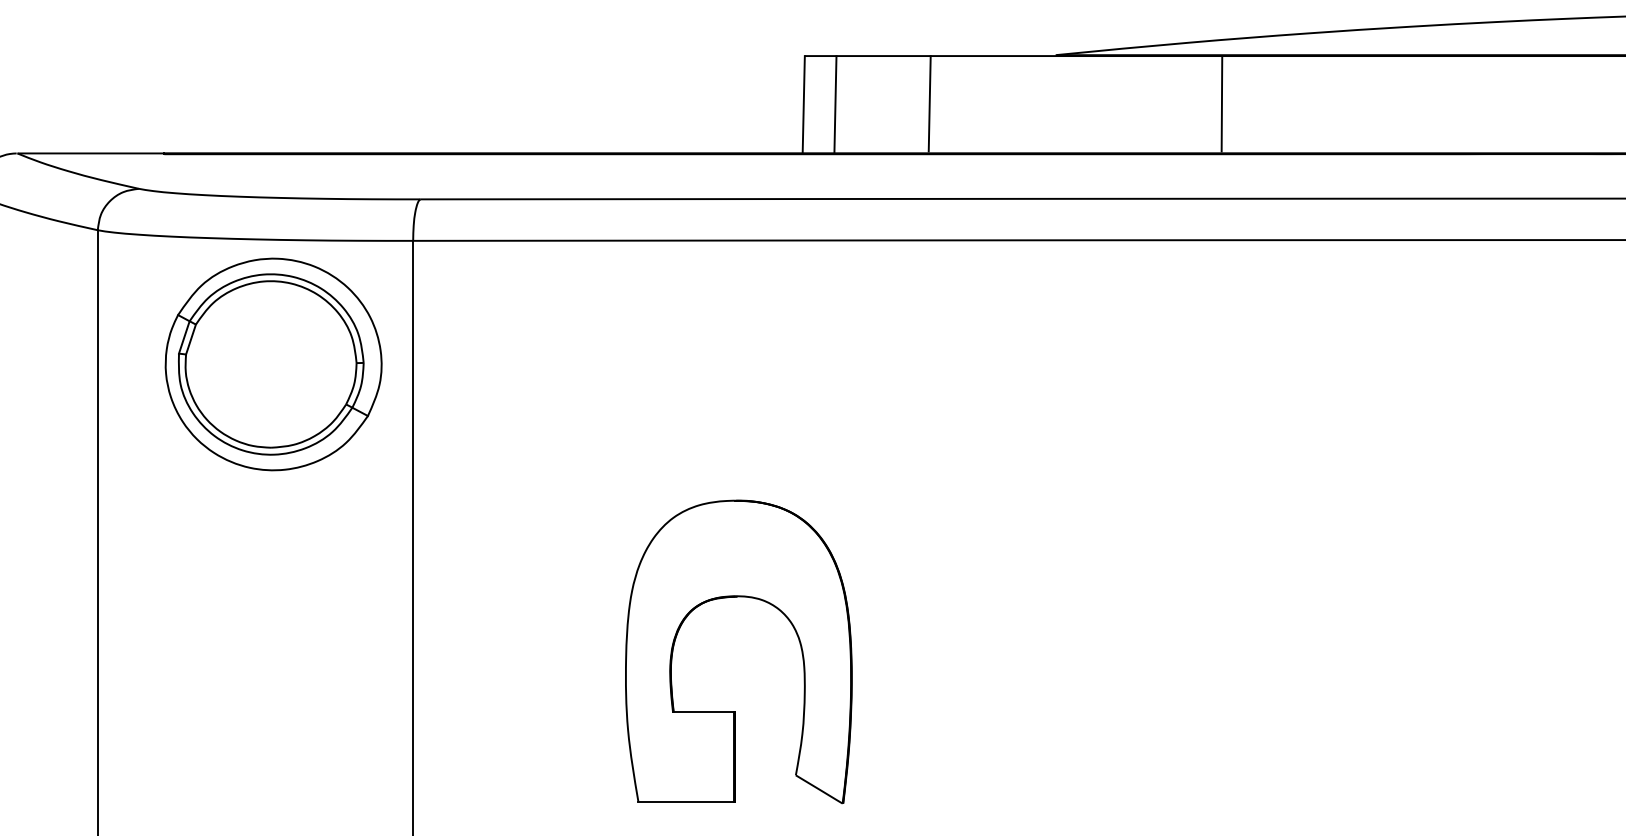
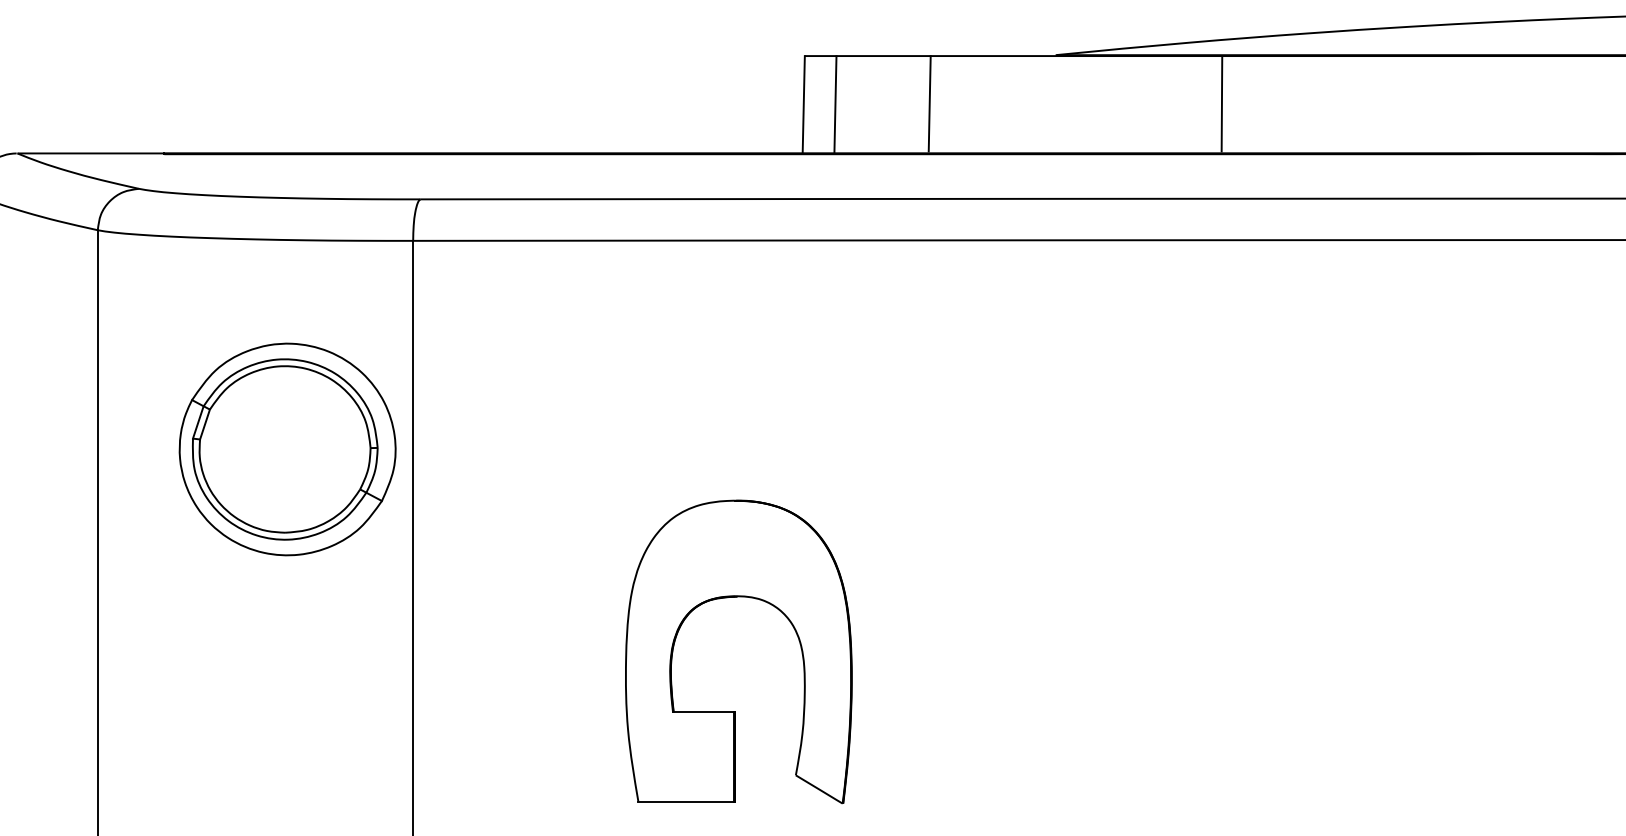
part position: (273, 364) -> (287, 449) (287, 449)
